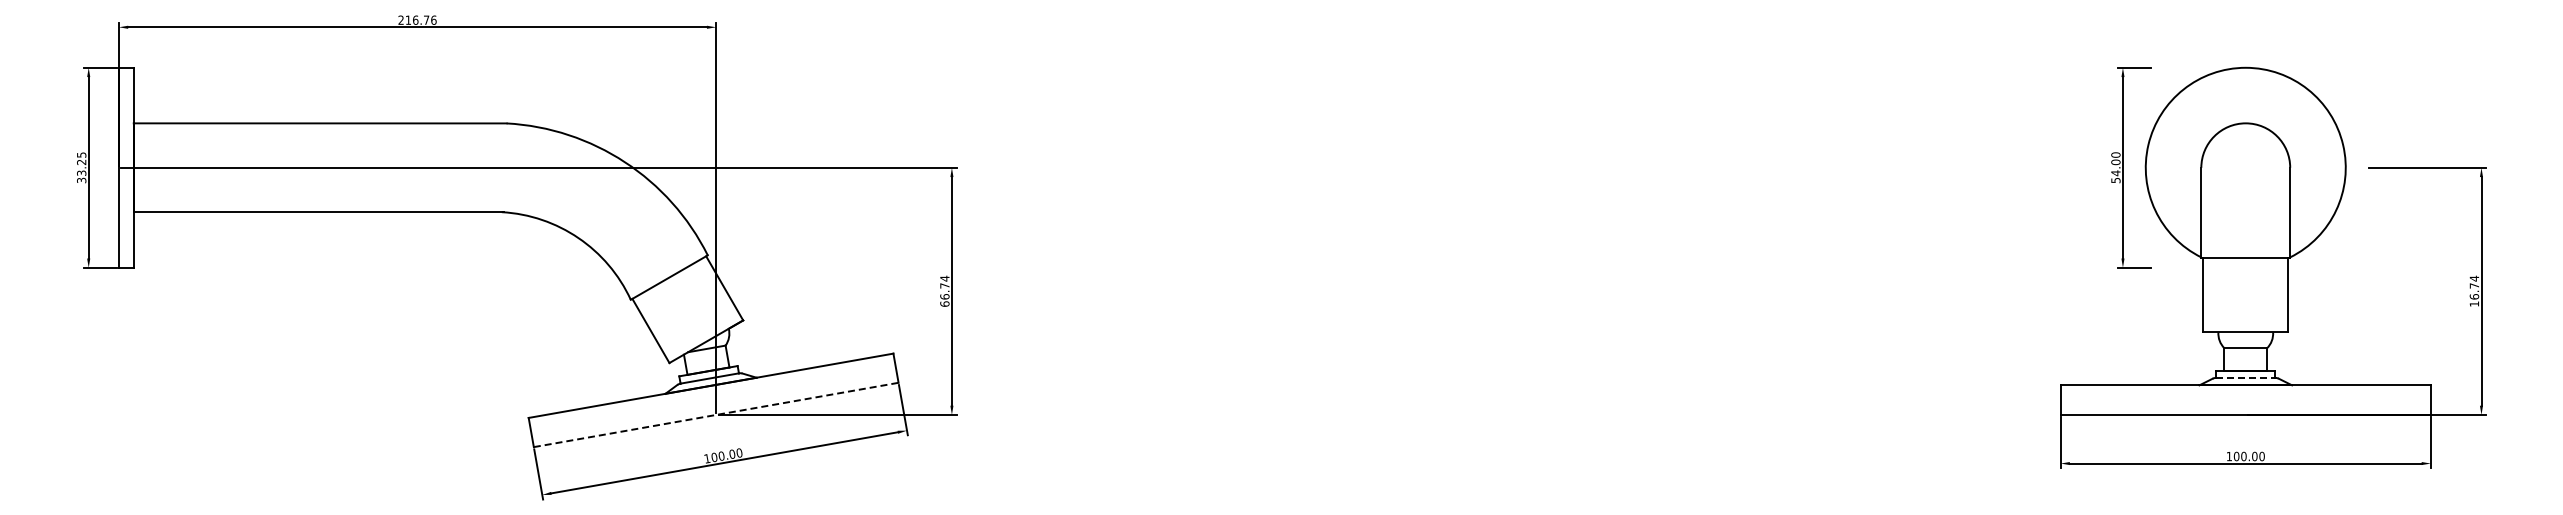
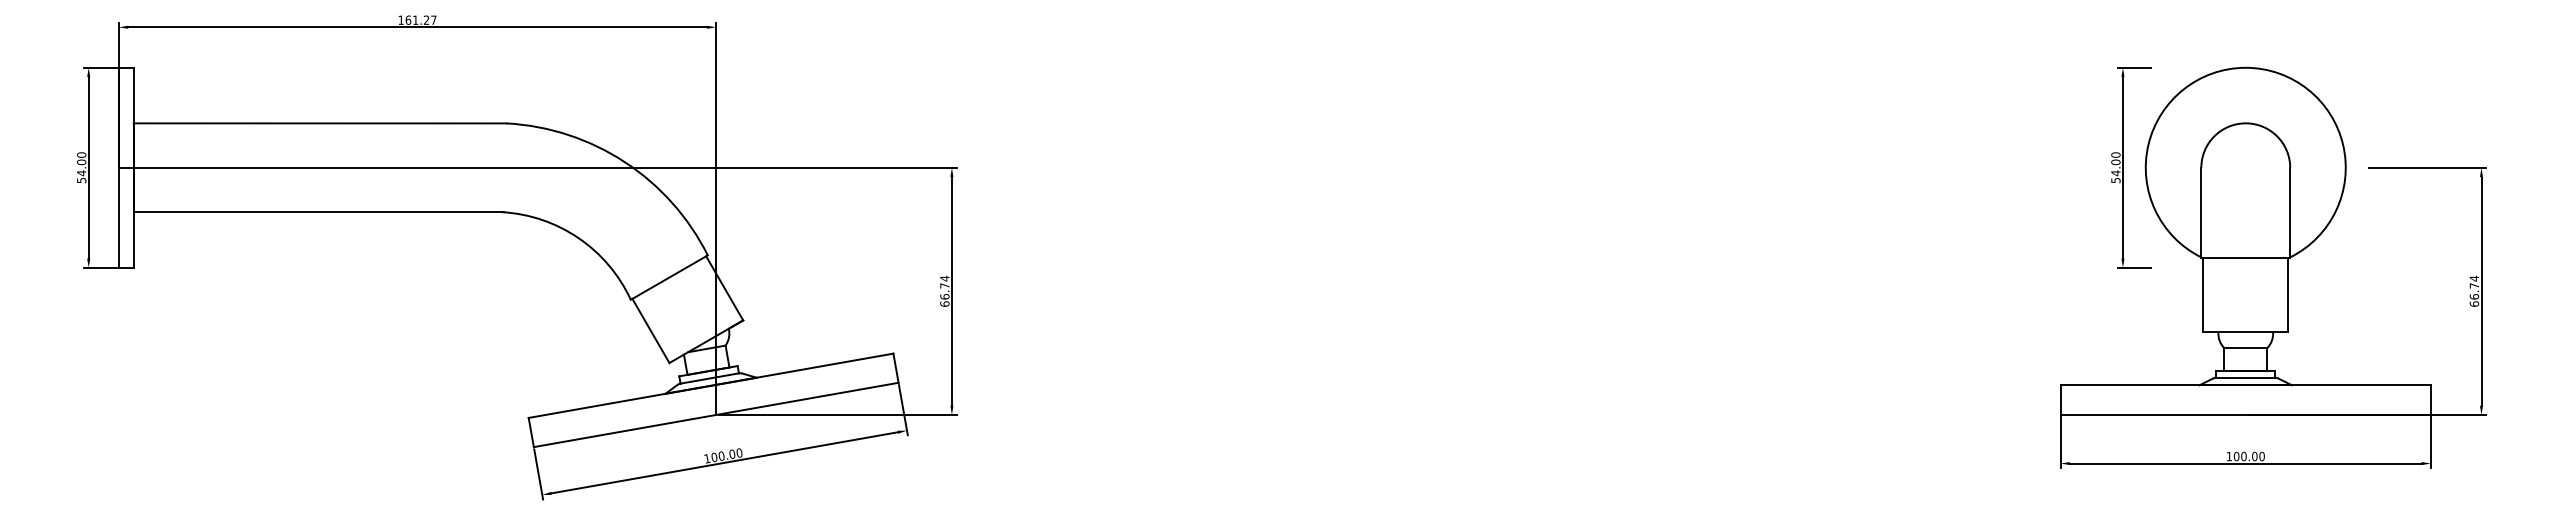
text: 216.76 -> 161.27 (417, 19)
text: 33.25 -> 54.00 (81, 167)
text: 16.74 -> 66.74 (2474, 303)
line: dashed -> solid (2245, 377)
line: dashed -> solid (716, 414)
